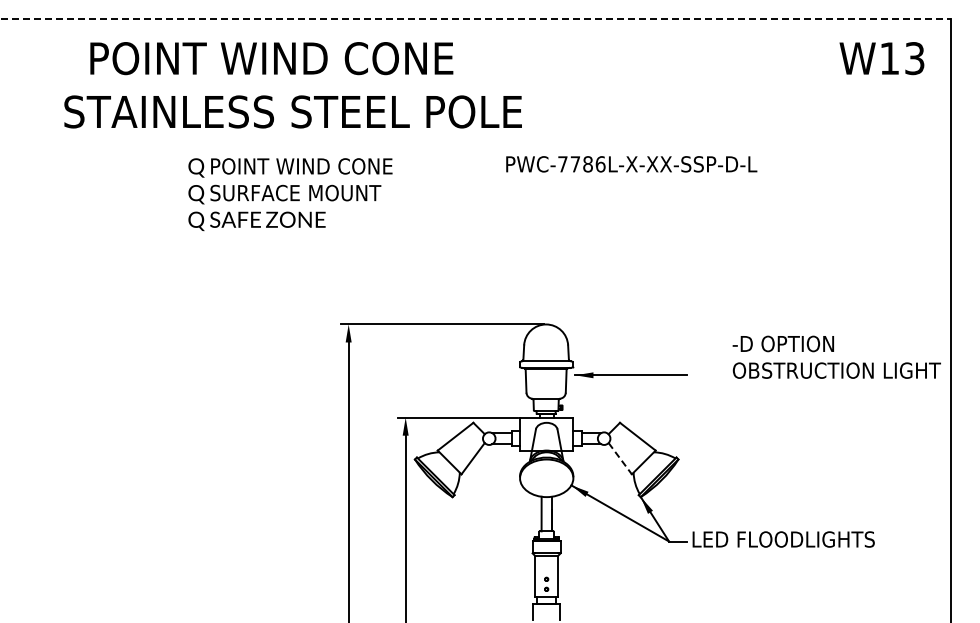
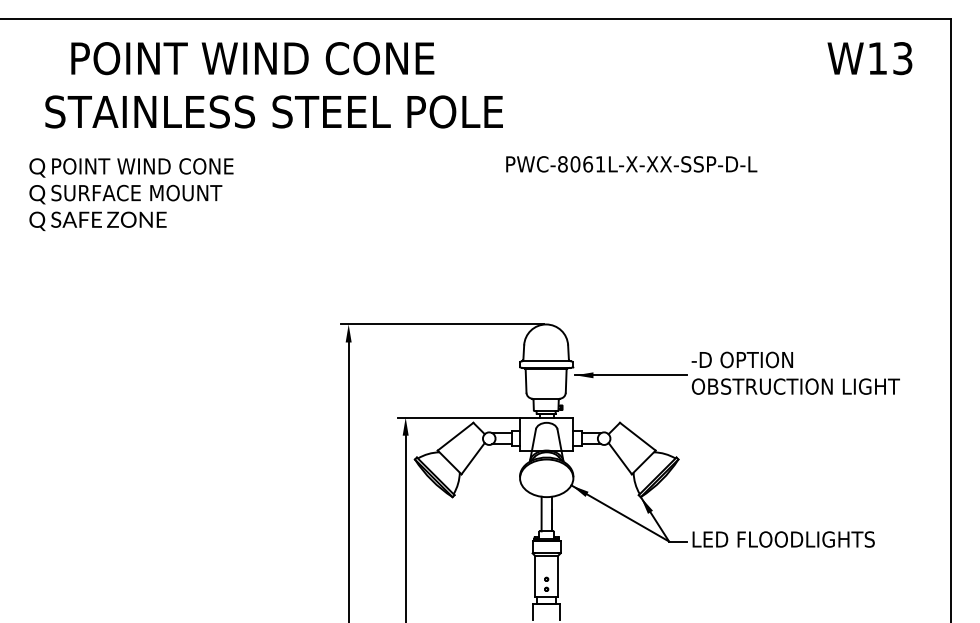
line: dashed -> solid (475, 18)
text position: (881, 58) -> (869, 58) (869, 58)
text position: (292, 85) -> (273, 85) (273, 85)
text: PWC-7786L-X-XX-SSP-D-L -> PWC-8061L-X-XX-SSP-D-L (581, 164)
text position: (290, 194) -> (131, 194) (131, 194)
text position: (836, 356) -> (795, 372) (795, 372)
line: dashed -> solid (620, 459)
